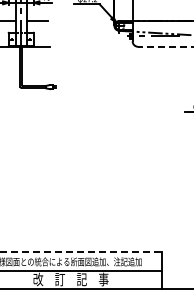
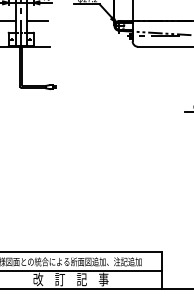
line: dashed -> solid (166, 46)
line: dashed -> solid (81, 252)
